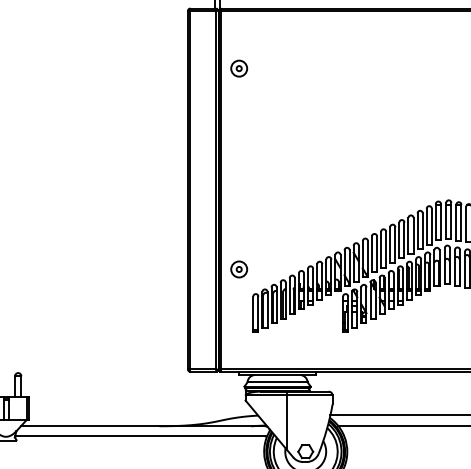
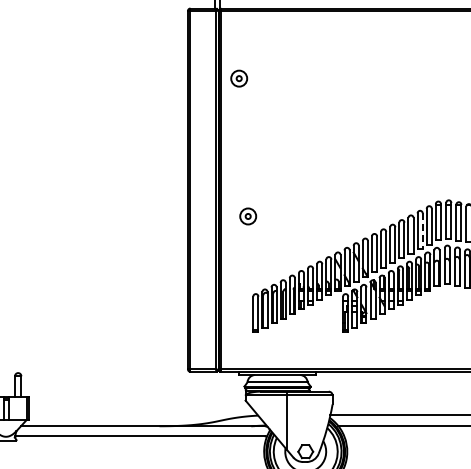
part position: (239, 68) -> (239, 78) (239, 78)
line: solid -> dashed (422, 231)
part position: (239, 269) -> (248, 216) (248, 216)
